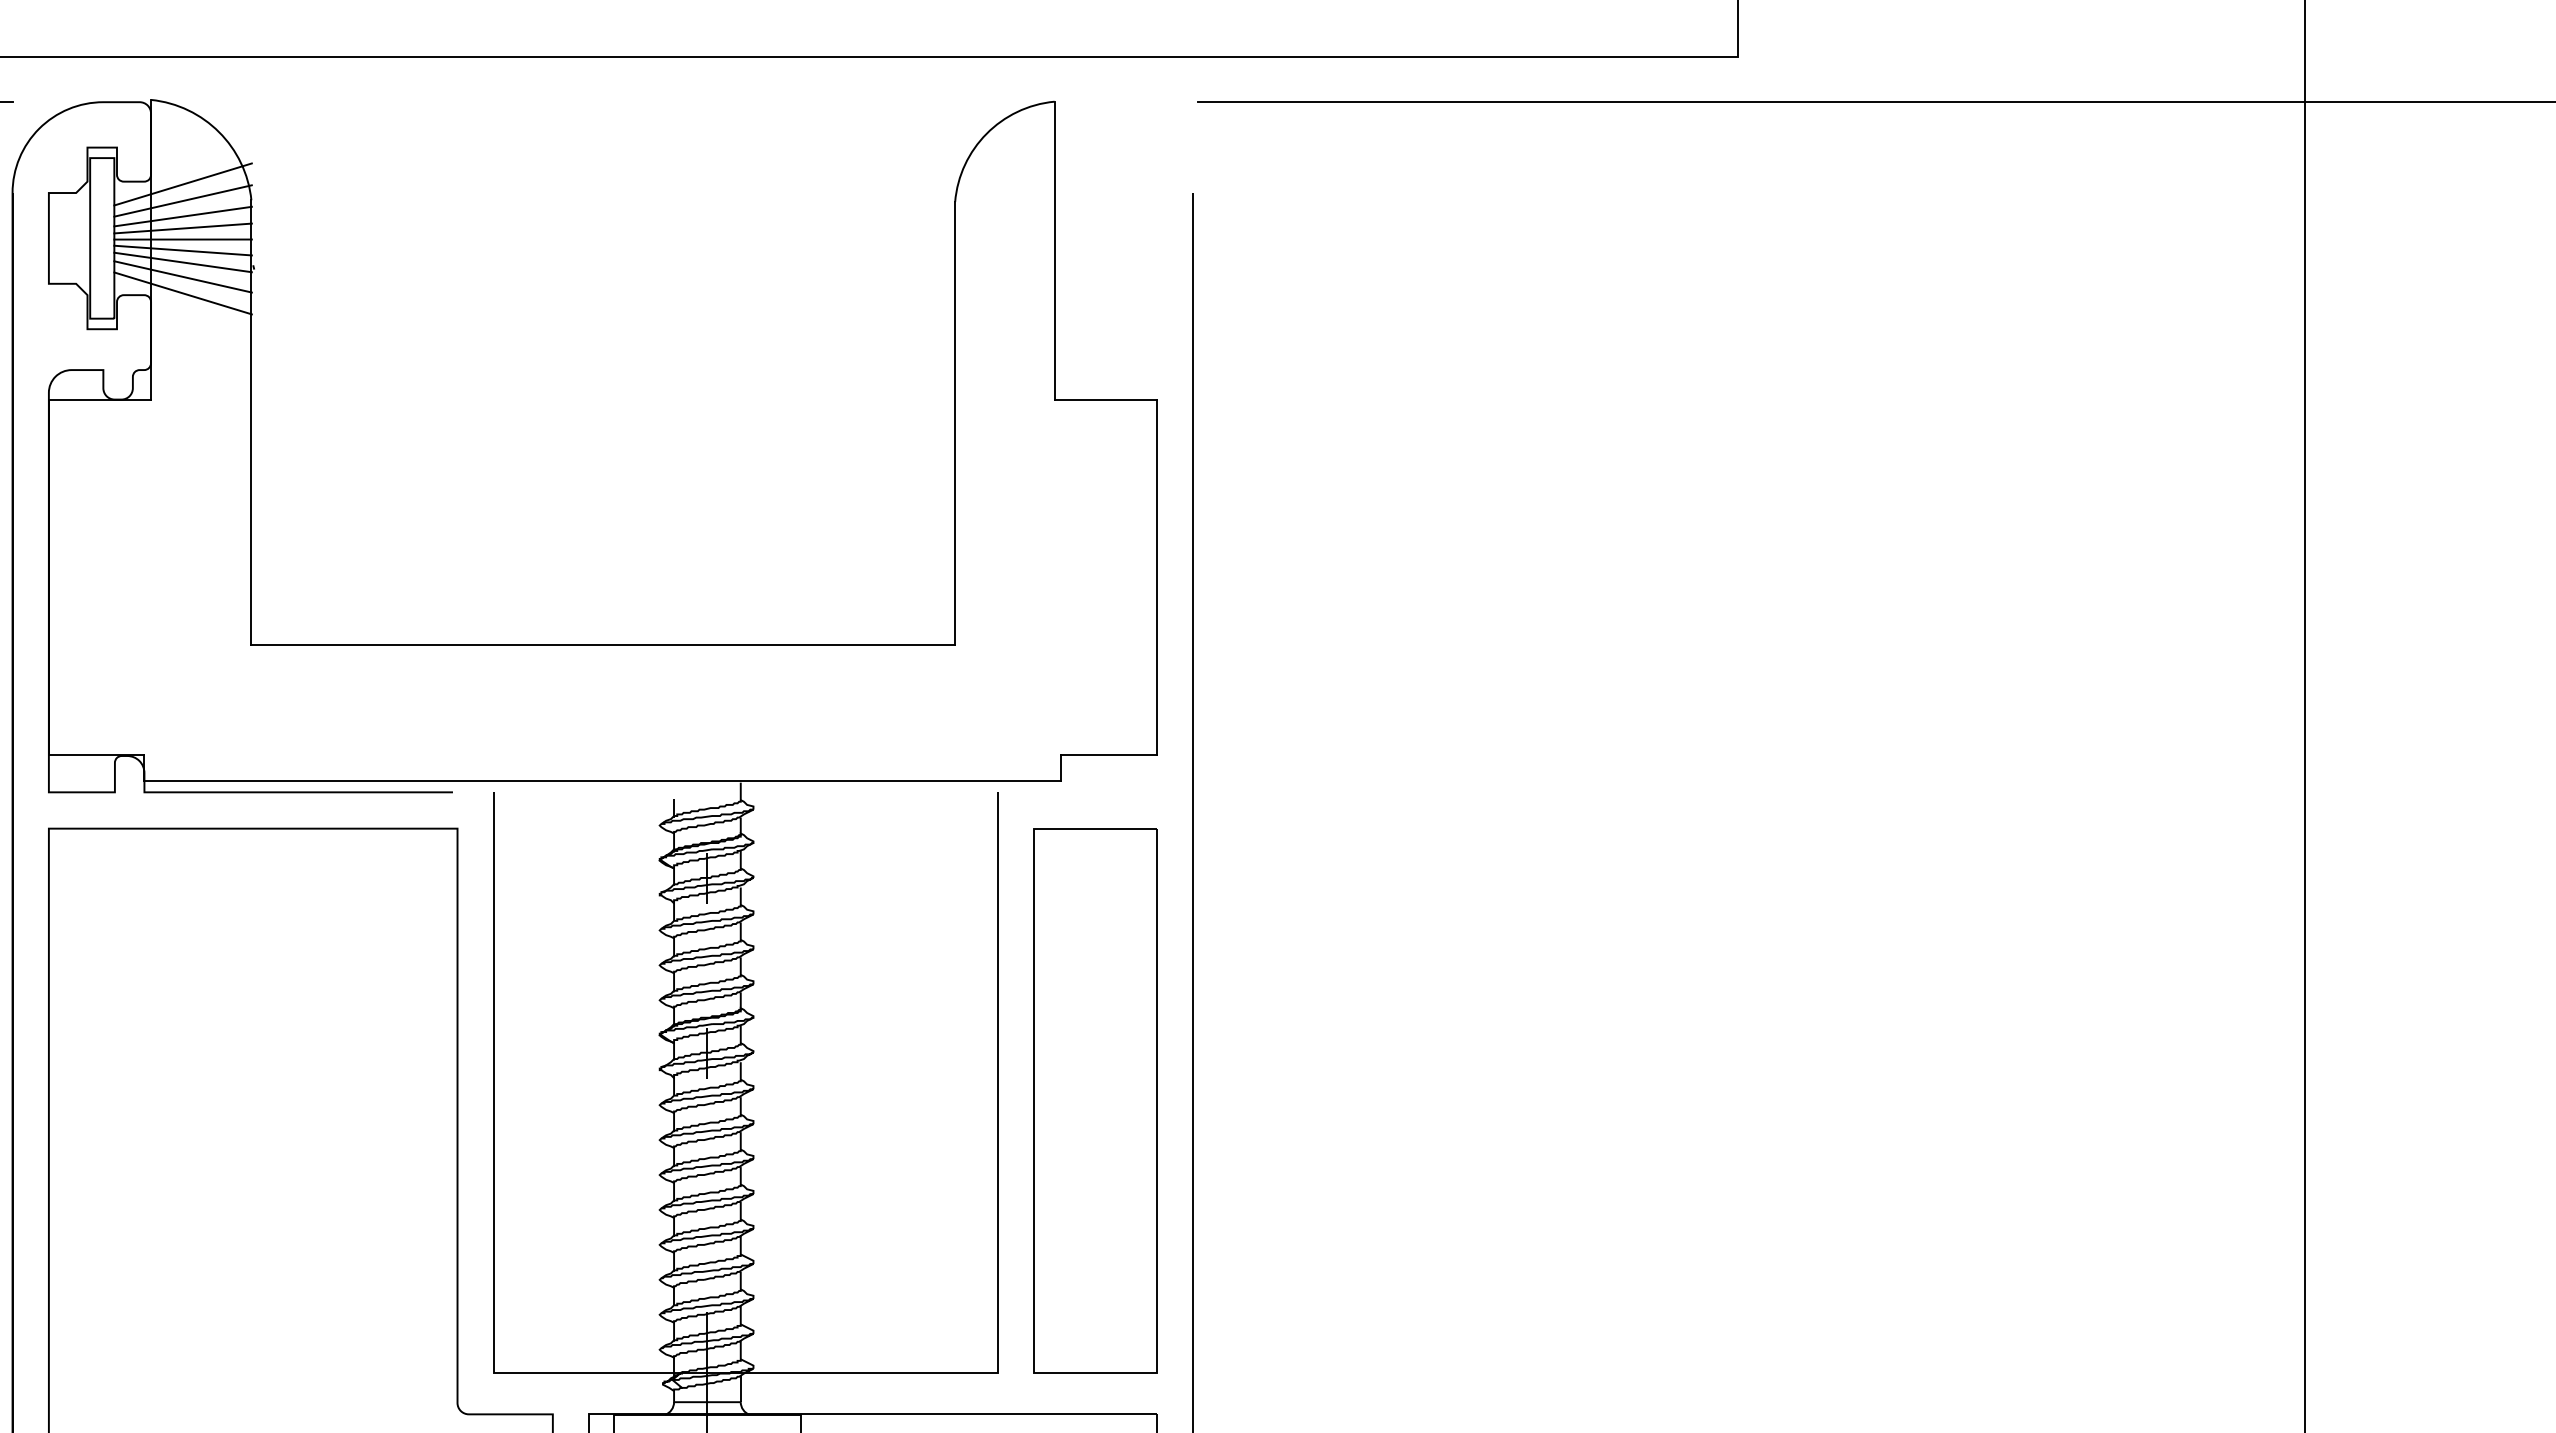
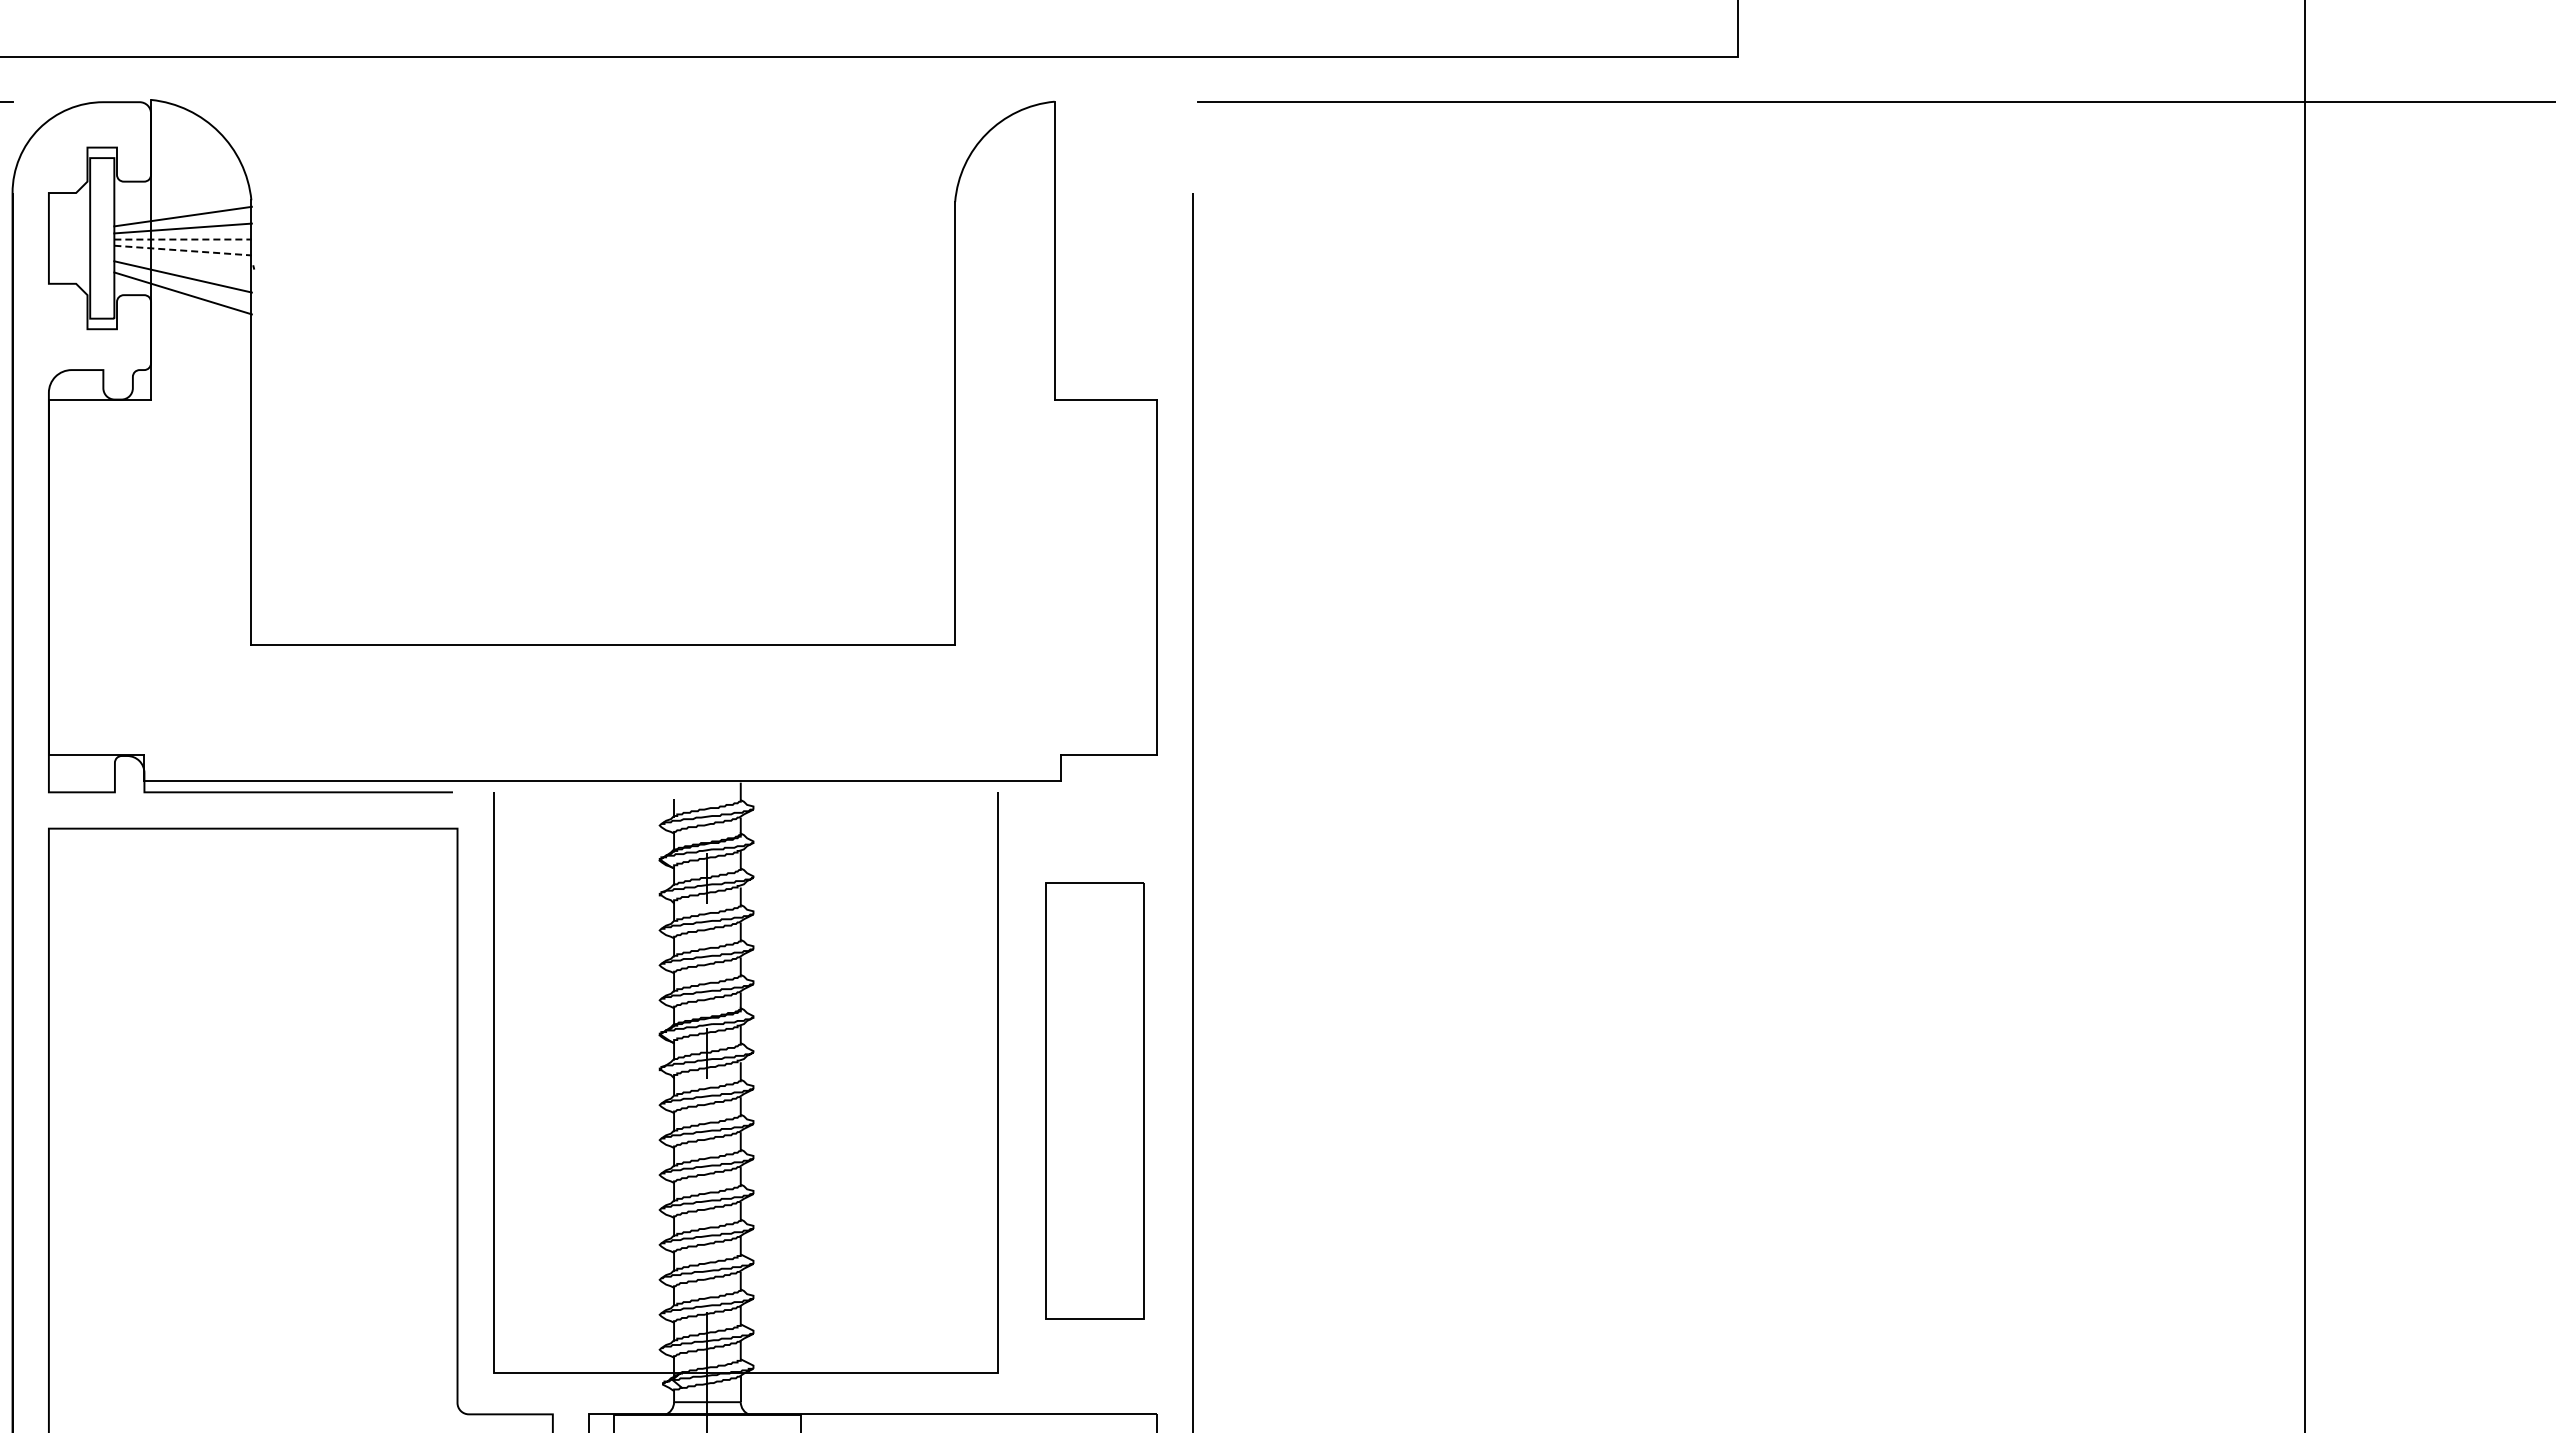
line: present -> none (182, 184)
line: present -> none (182, 200)
line: solid -> dashed (183, 239)
line: solid -> dashed (183, 250)
line: present -> none (182, 262)
part size: 125x546 px -> 100x438 px (1094, 1100)
